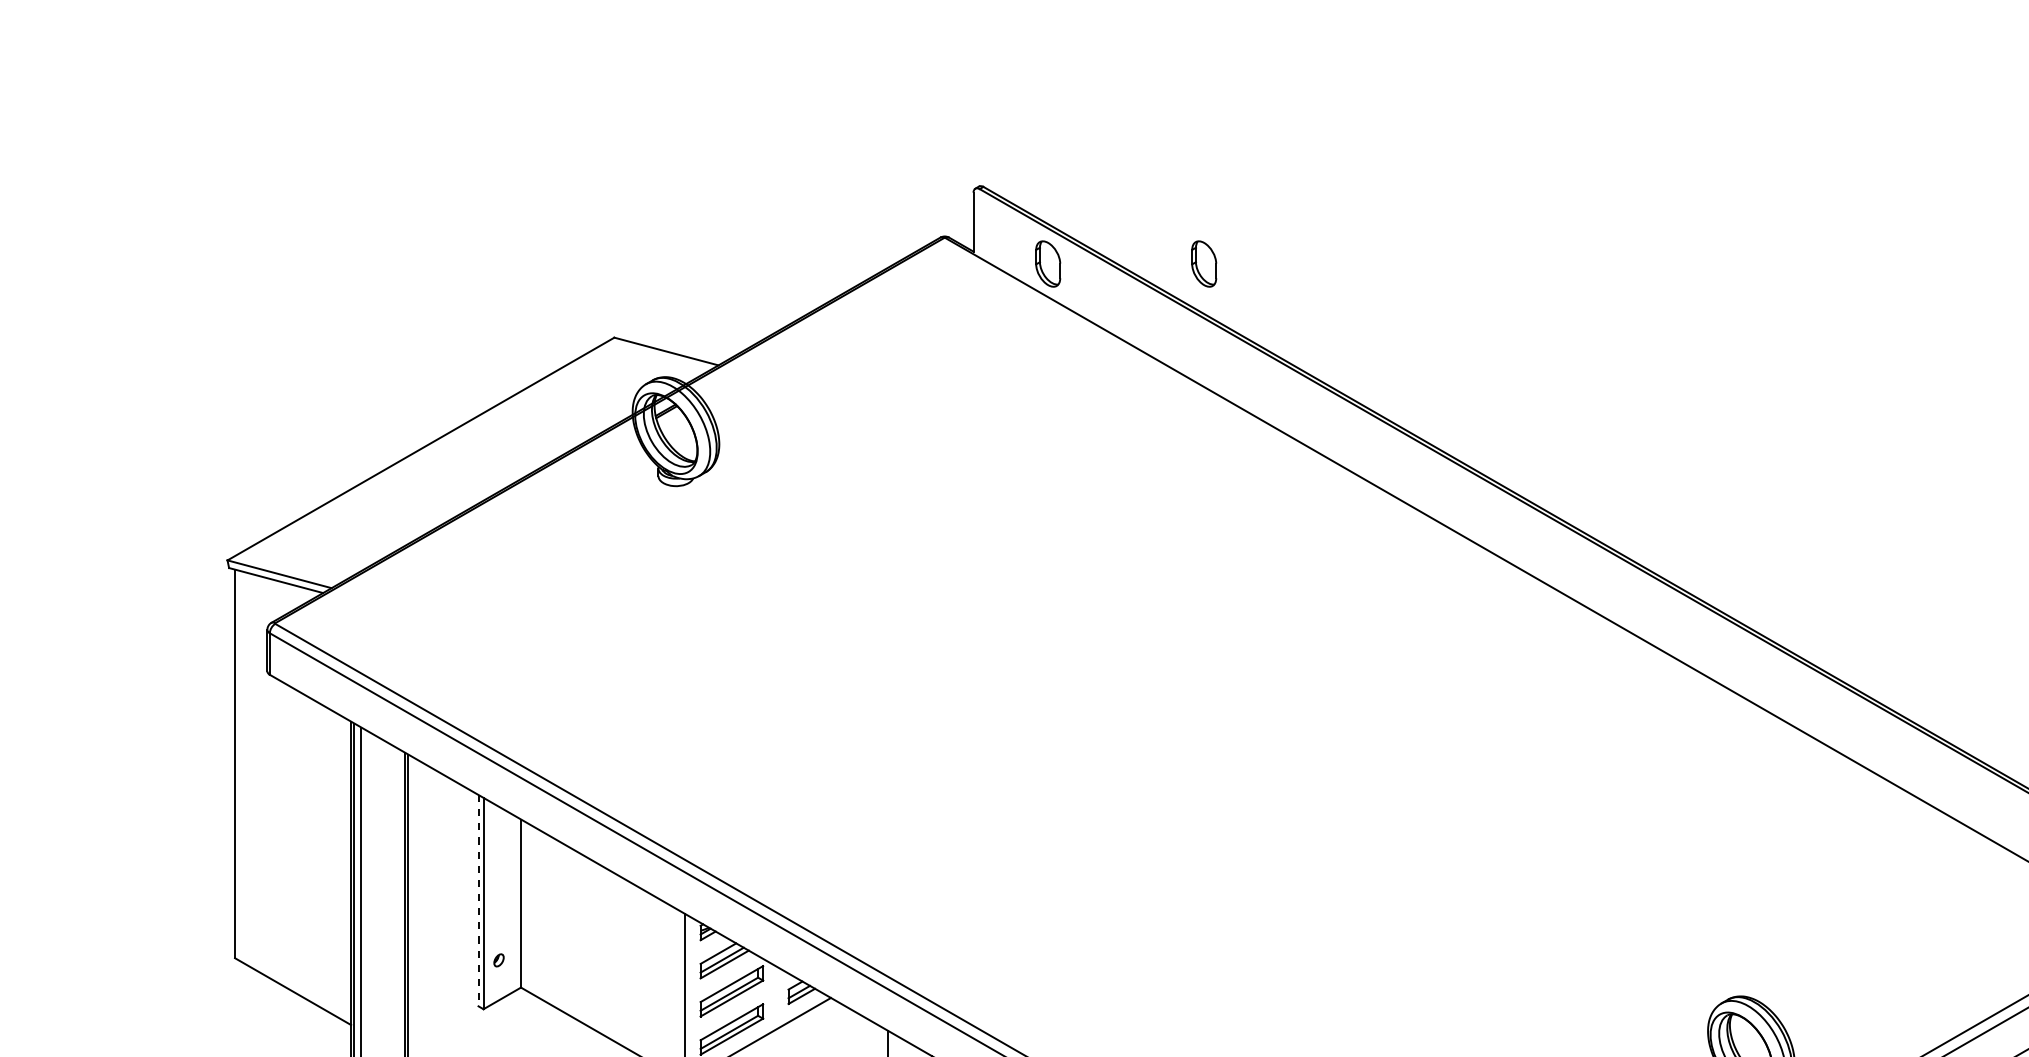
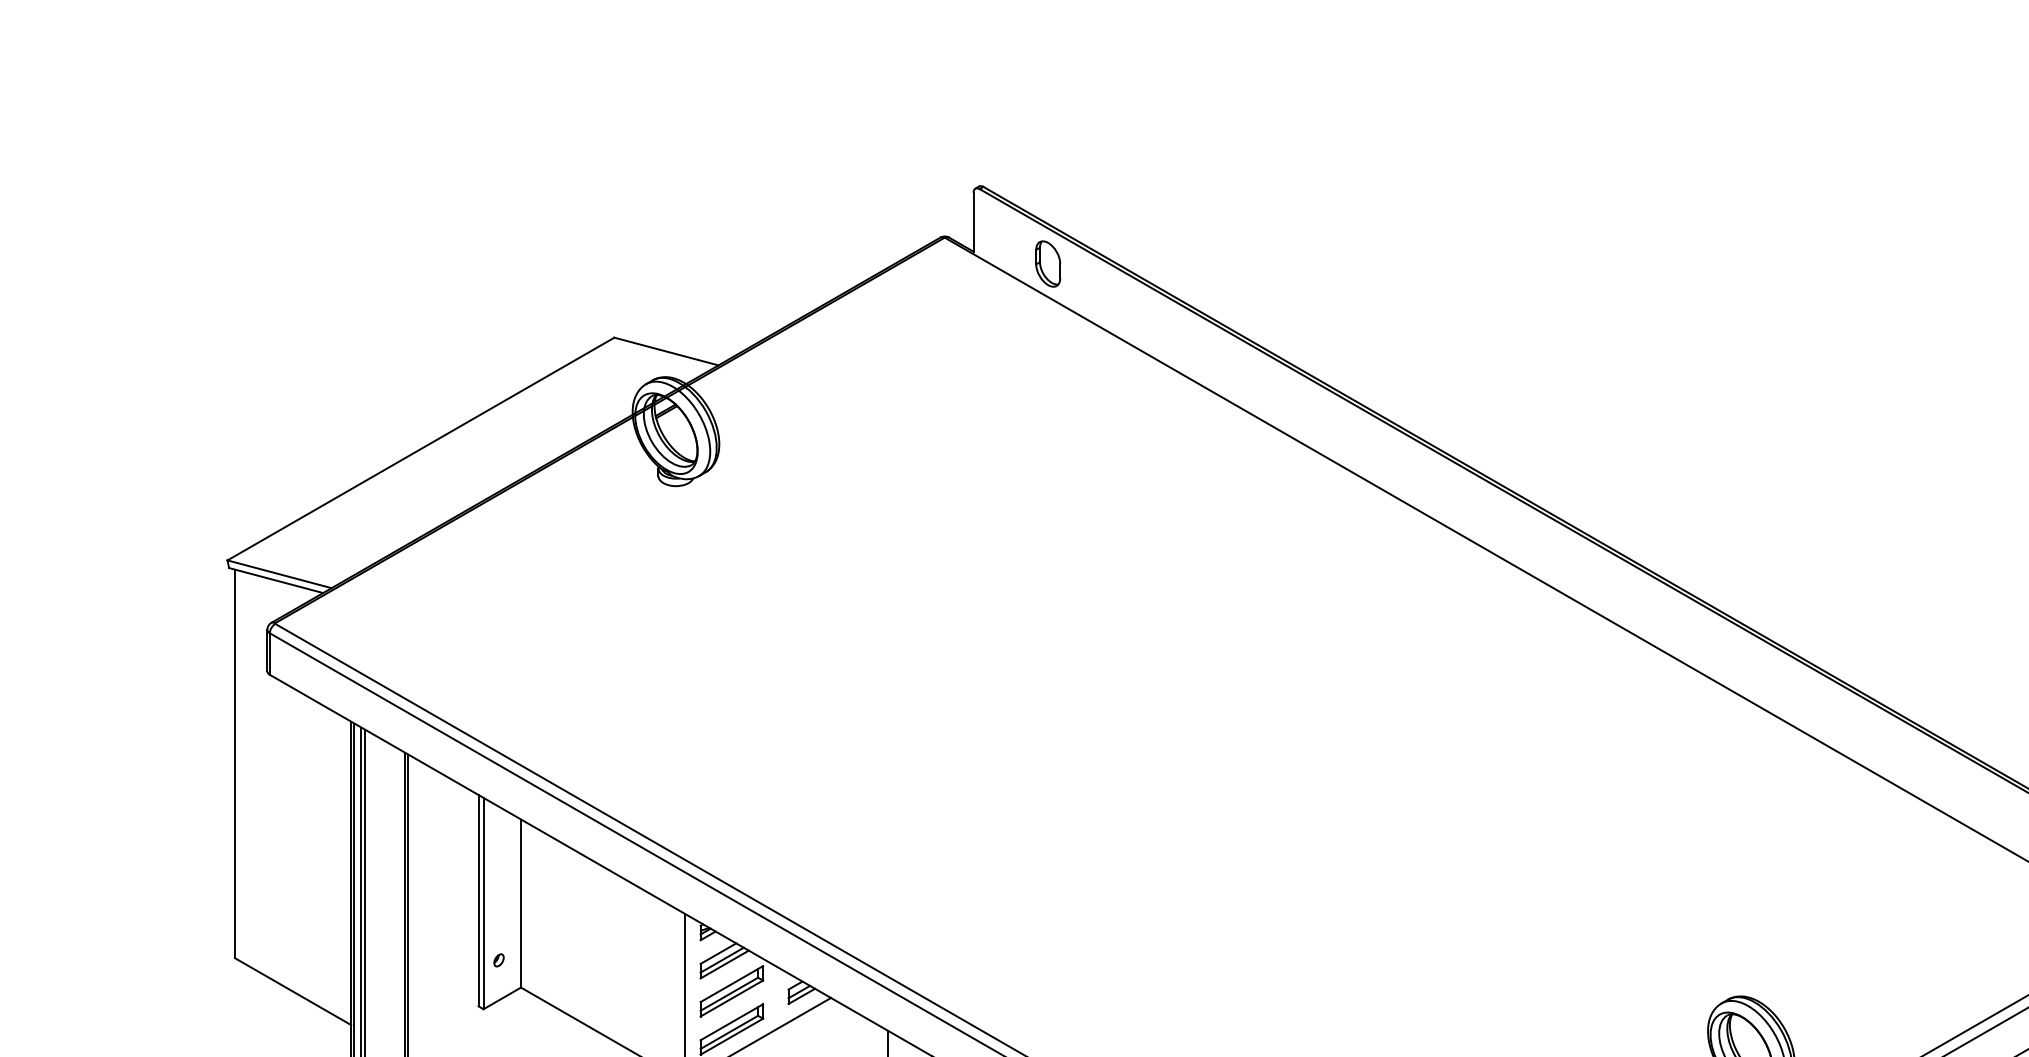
part: present -> none (1204, 263)
line: none -> present (365, 891)
line: dashed -> solid (478, 900)
